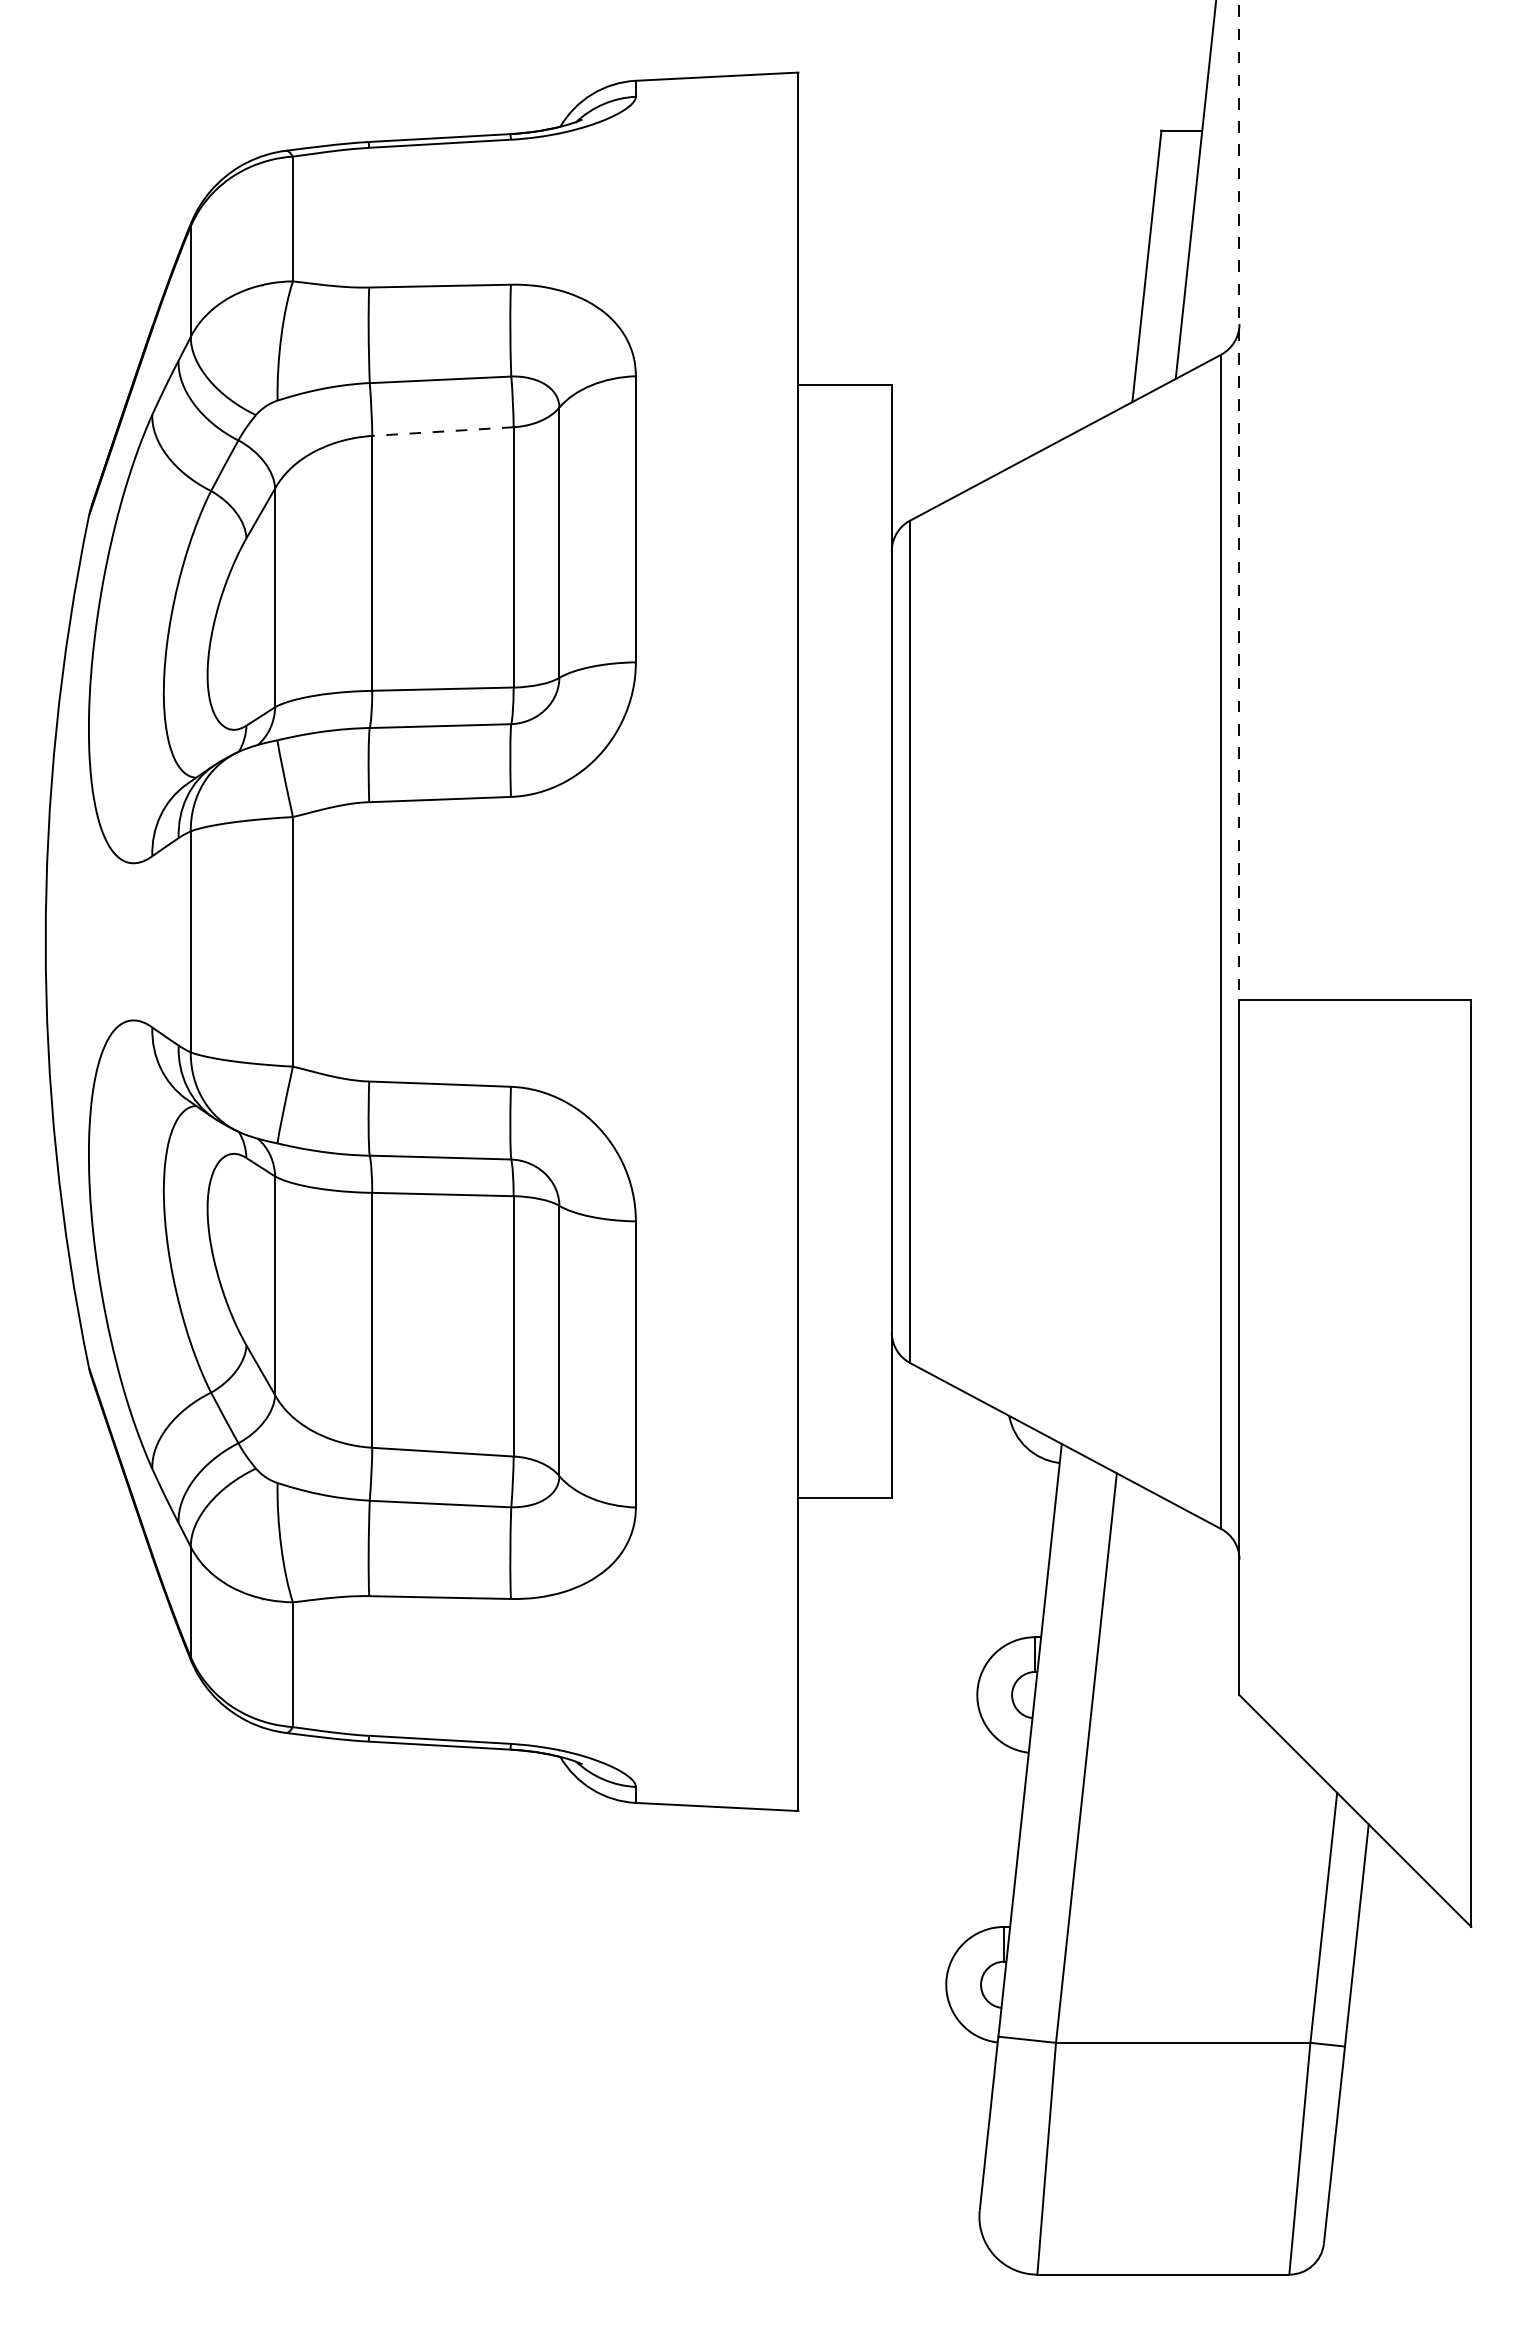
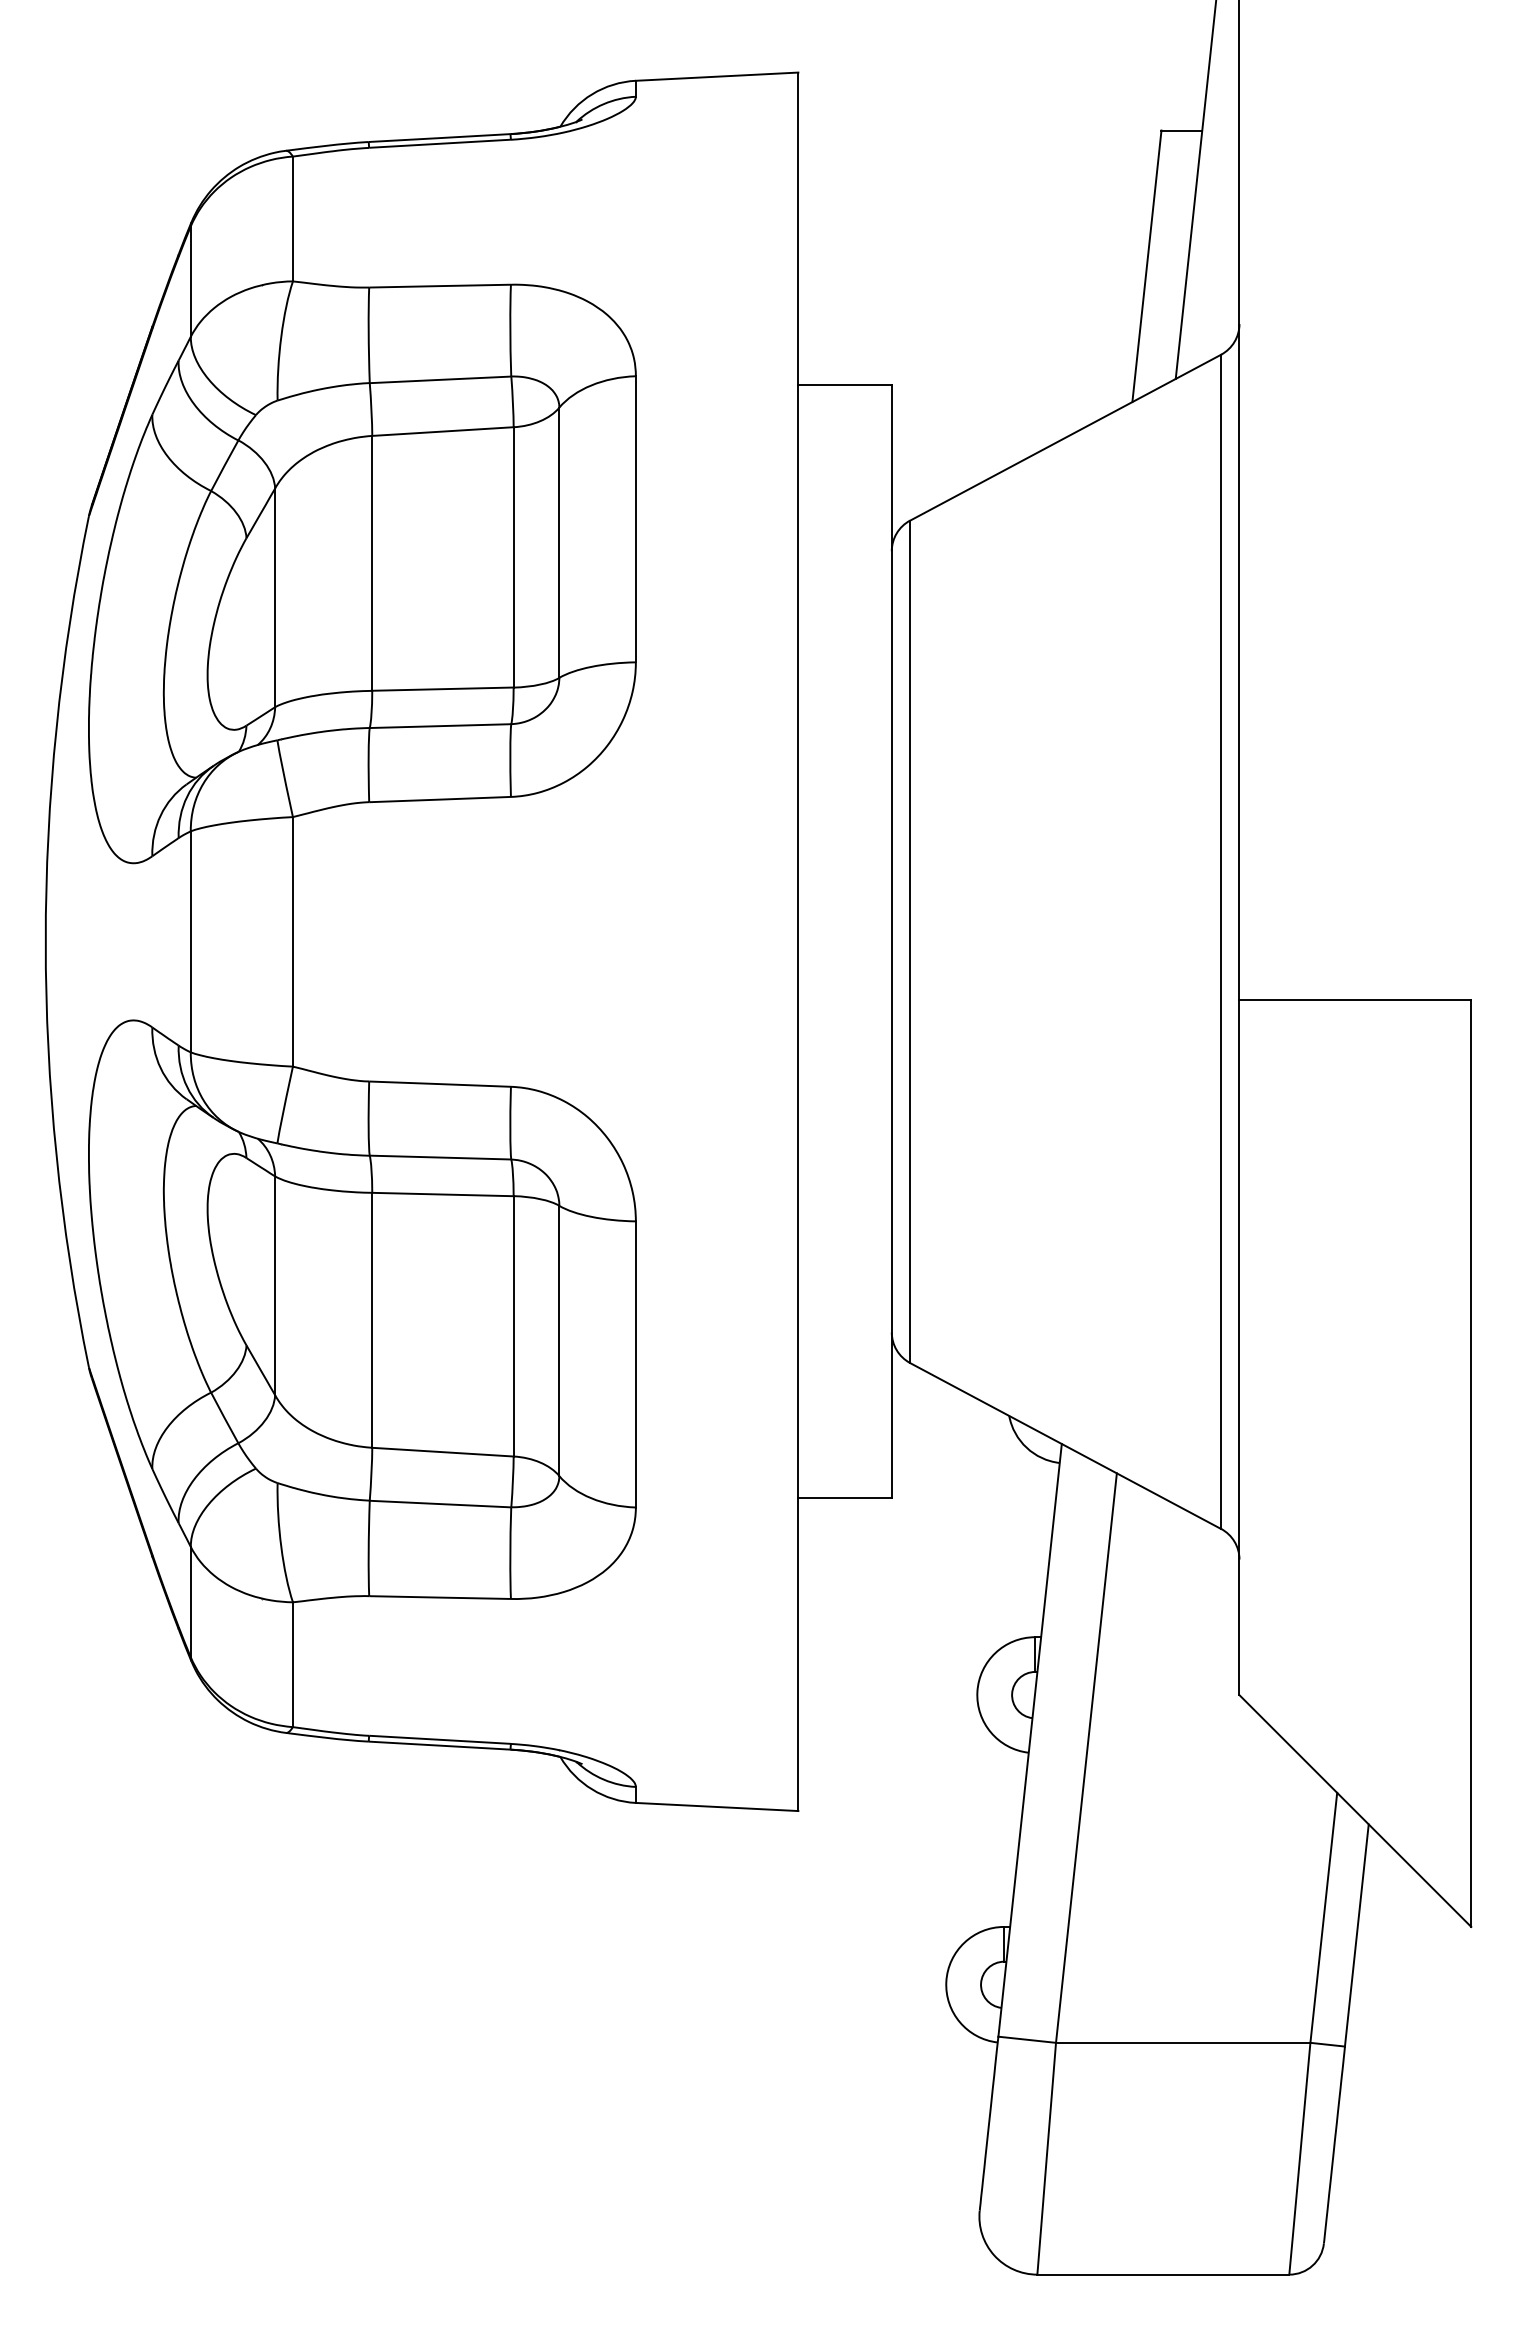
line: dashed -> solid (442, 431)
line: dashed -> solid (1239, 500)
